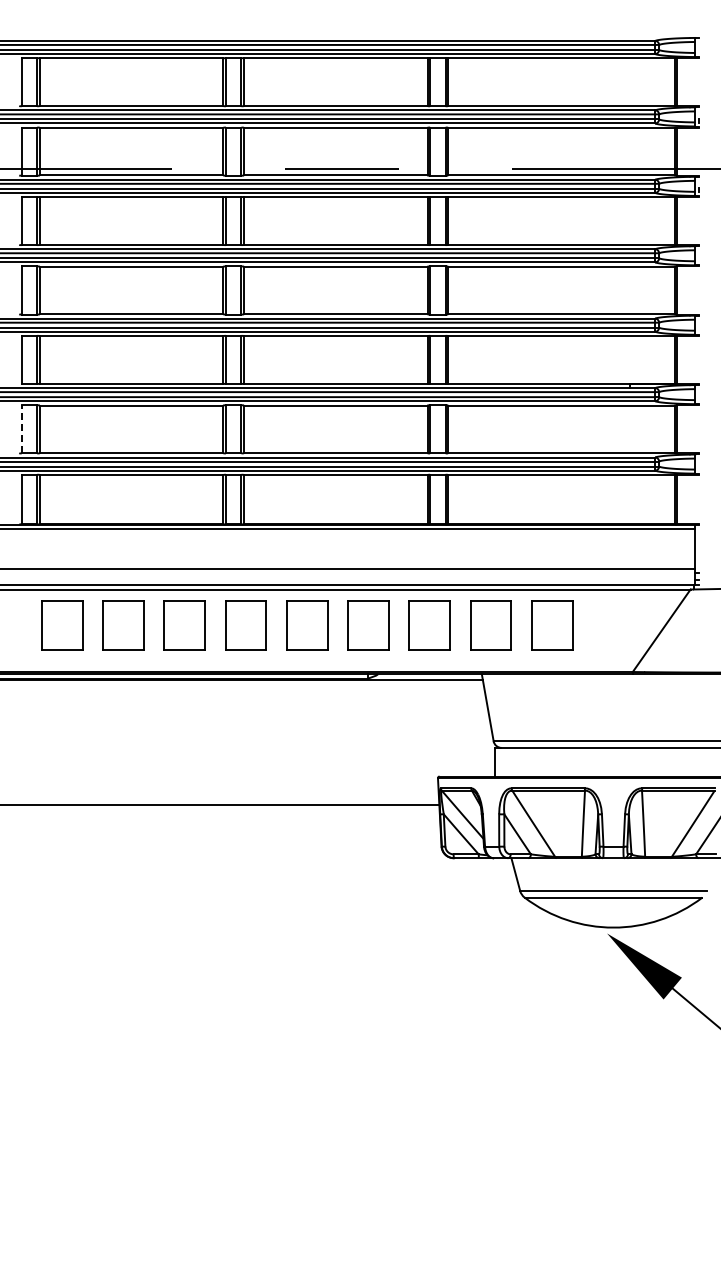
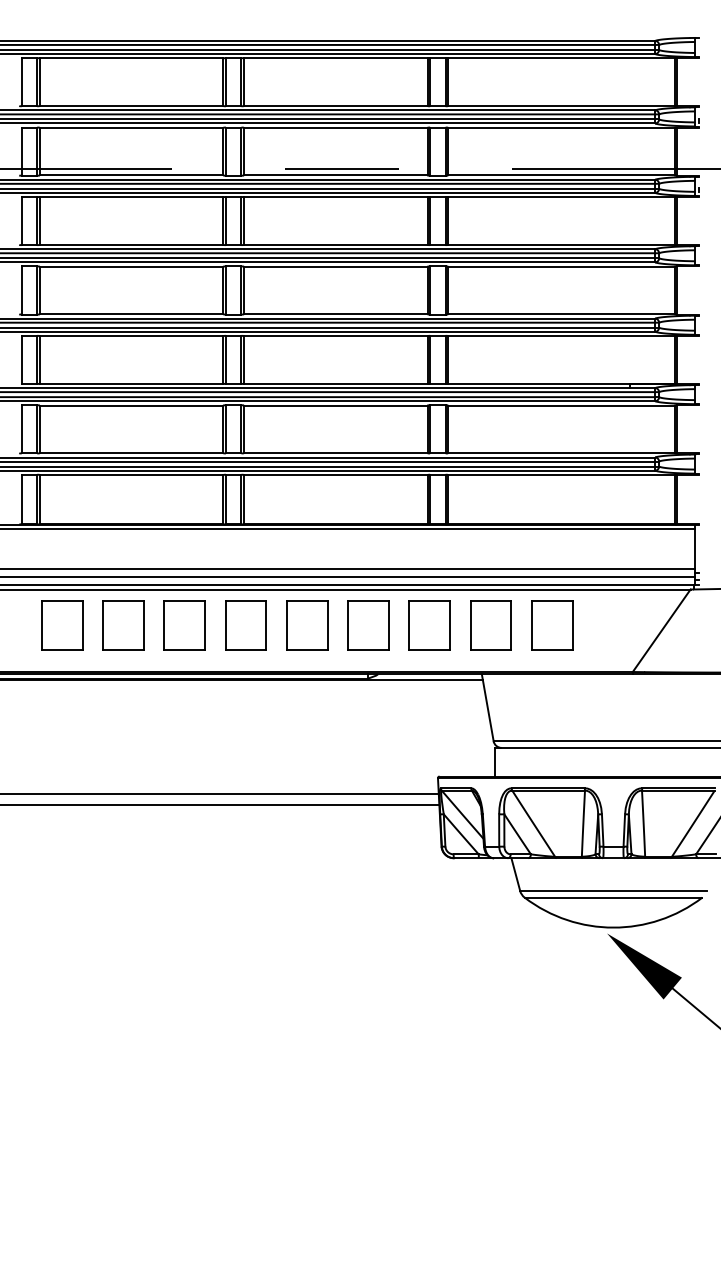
line: dashed -> solid (21, 428)
line: none -> present (348, 577)
line: none -> present (220, 794)
